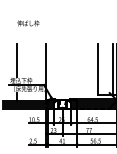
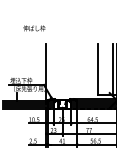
text position: (28, 23) -> (34, 28) (34, 28)
line: present -> none (17, 59)
